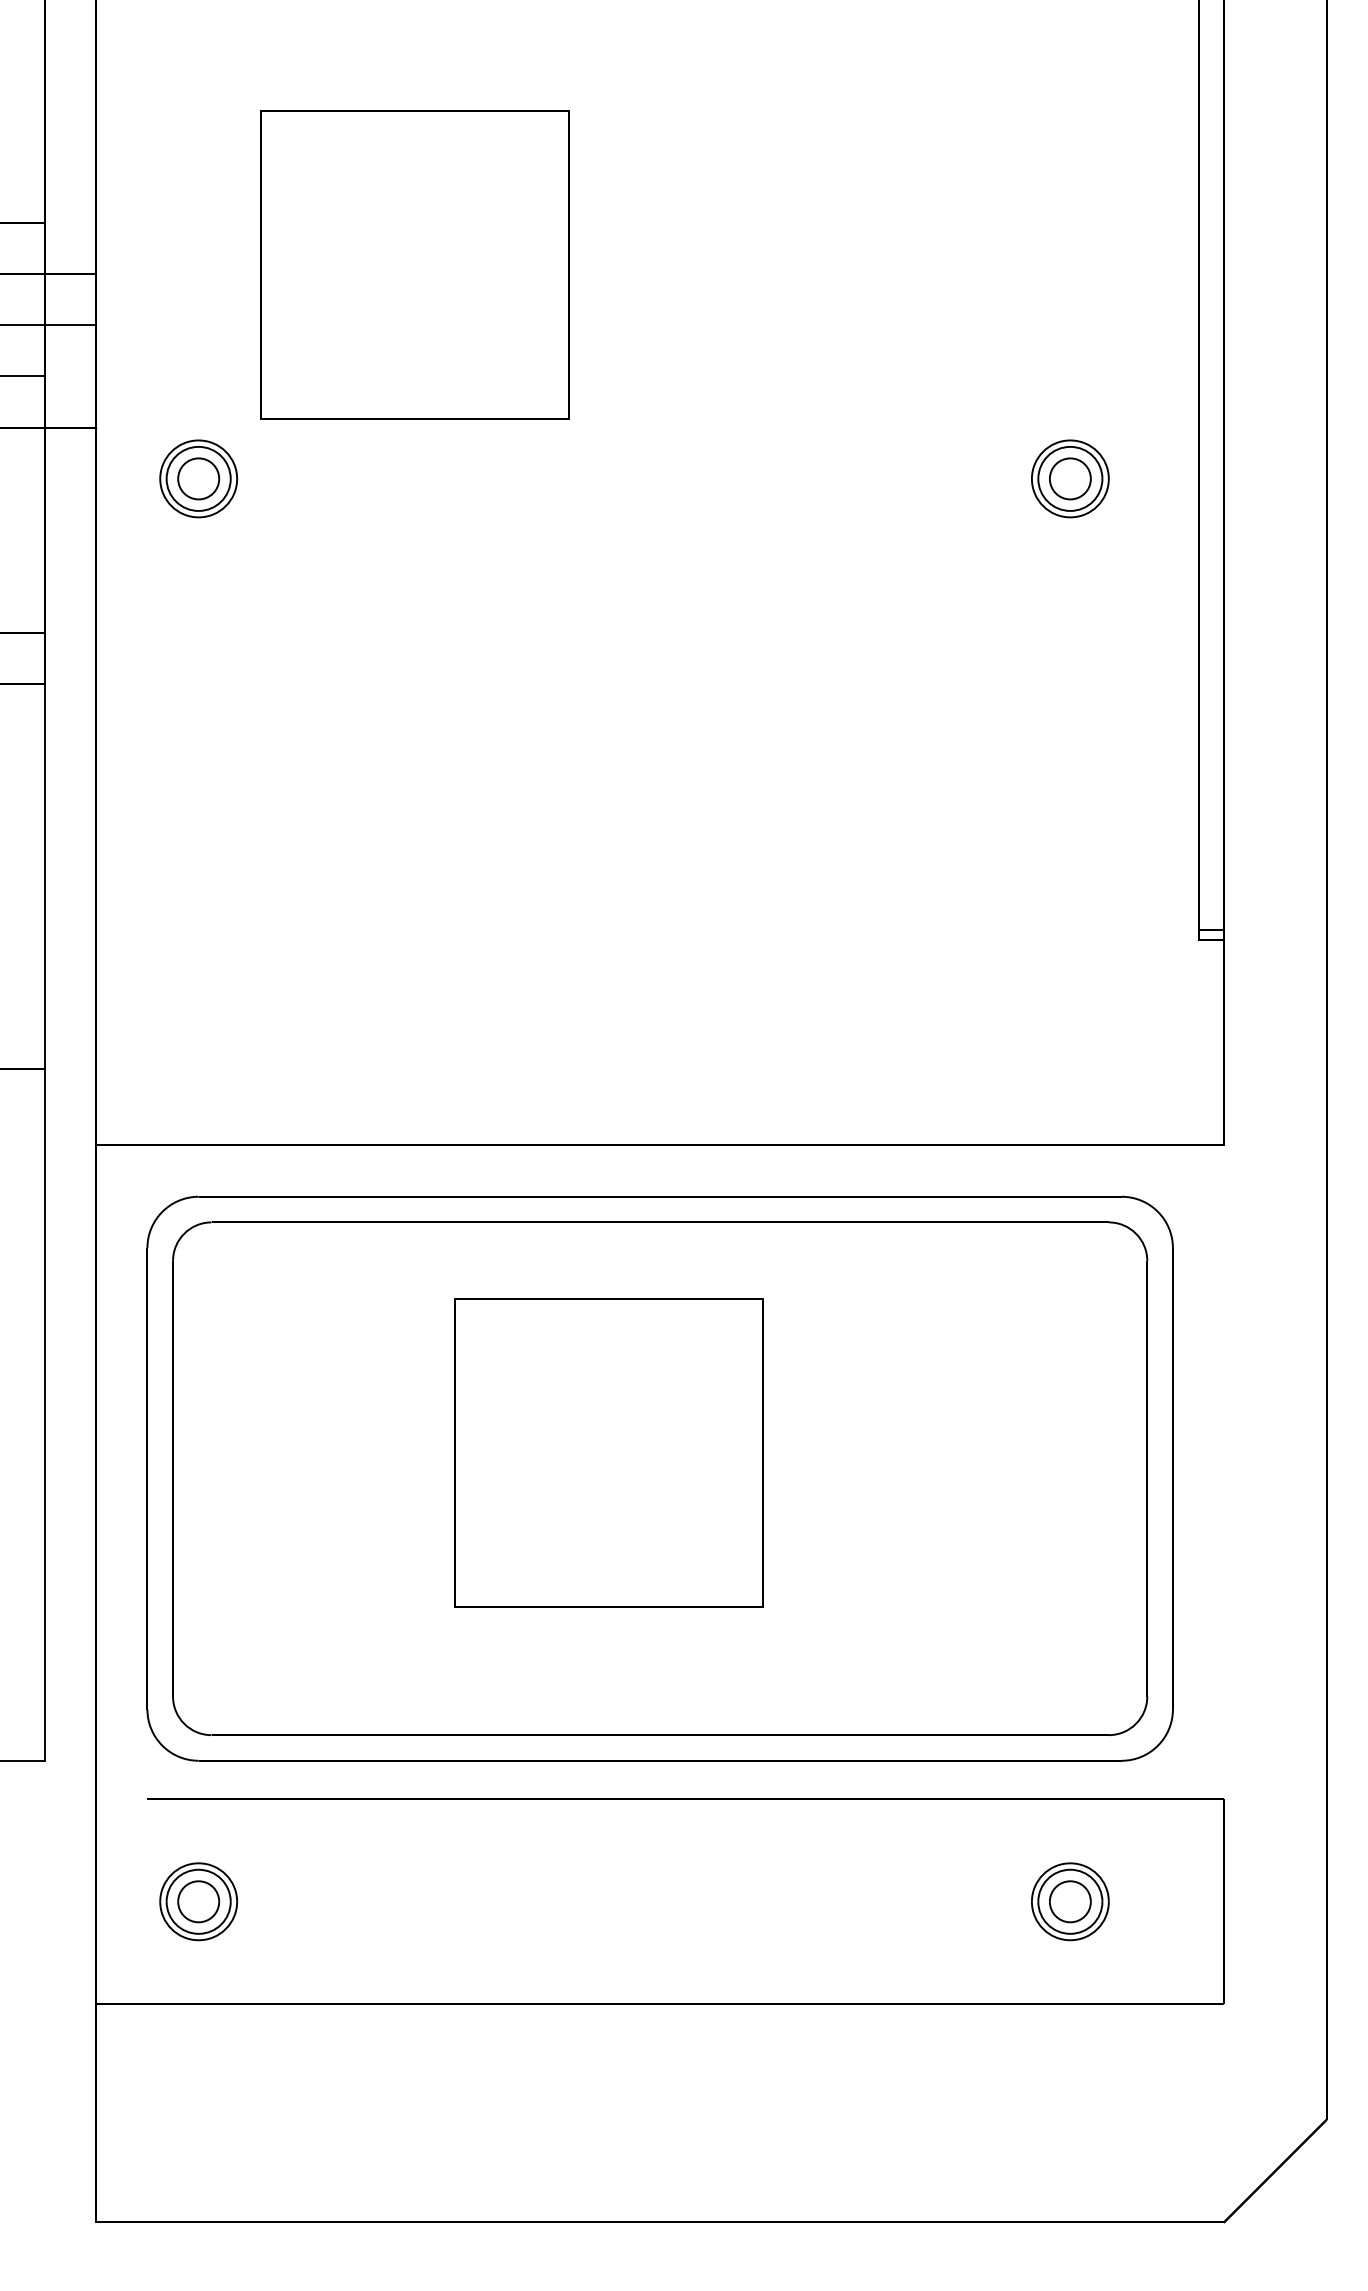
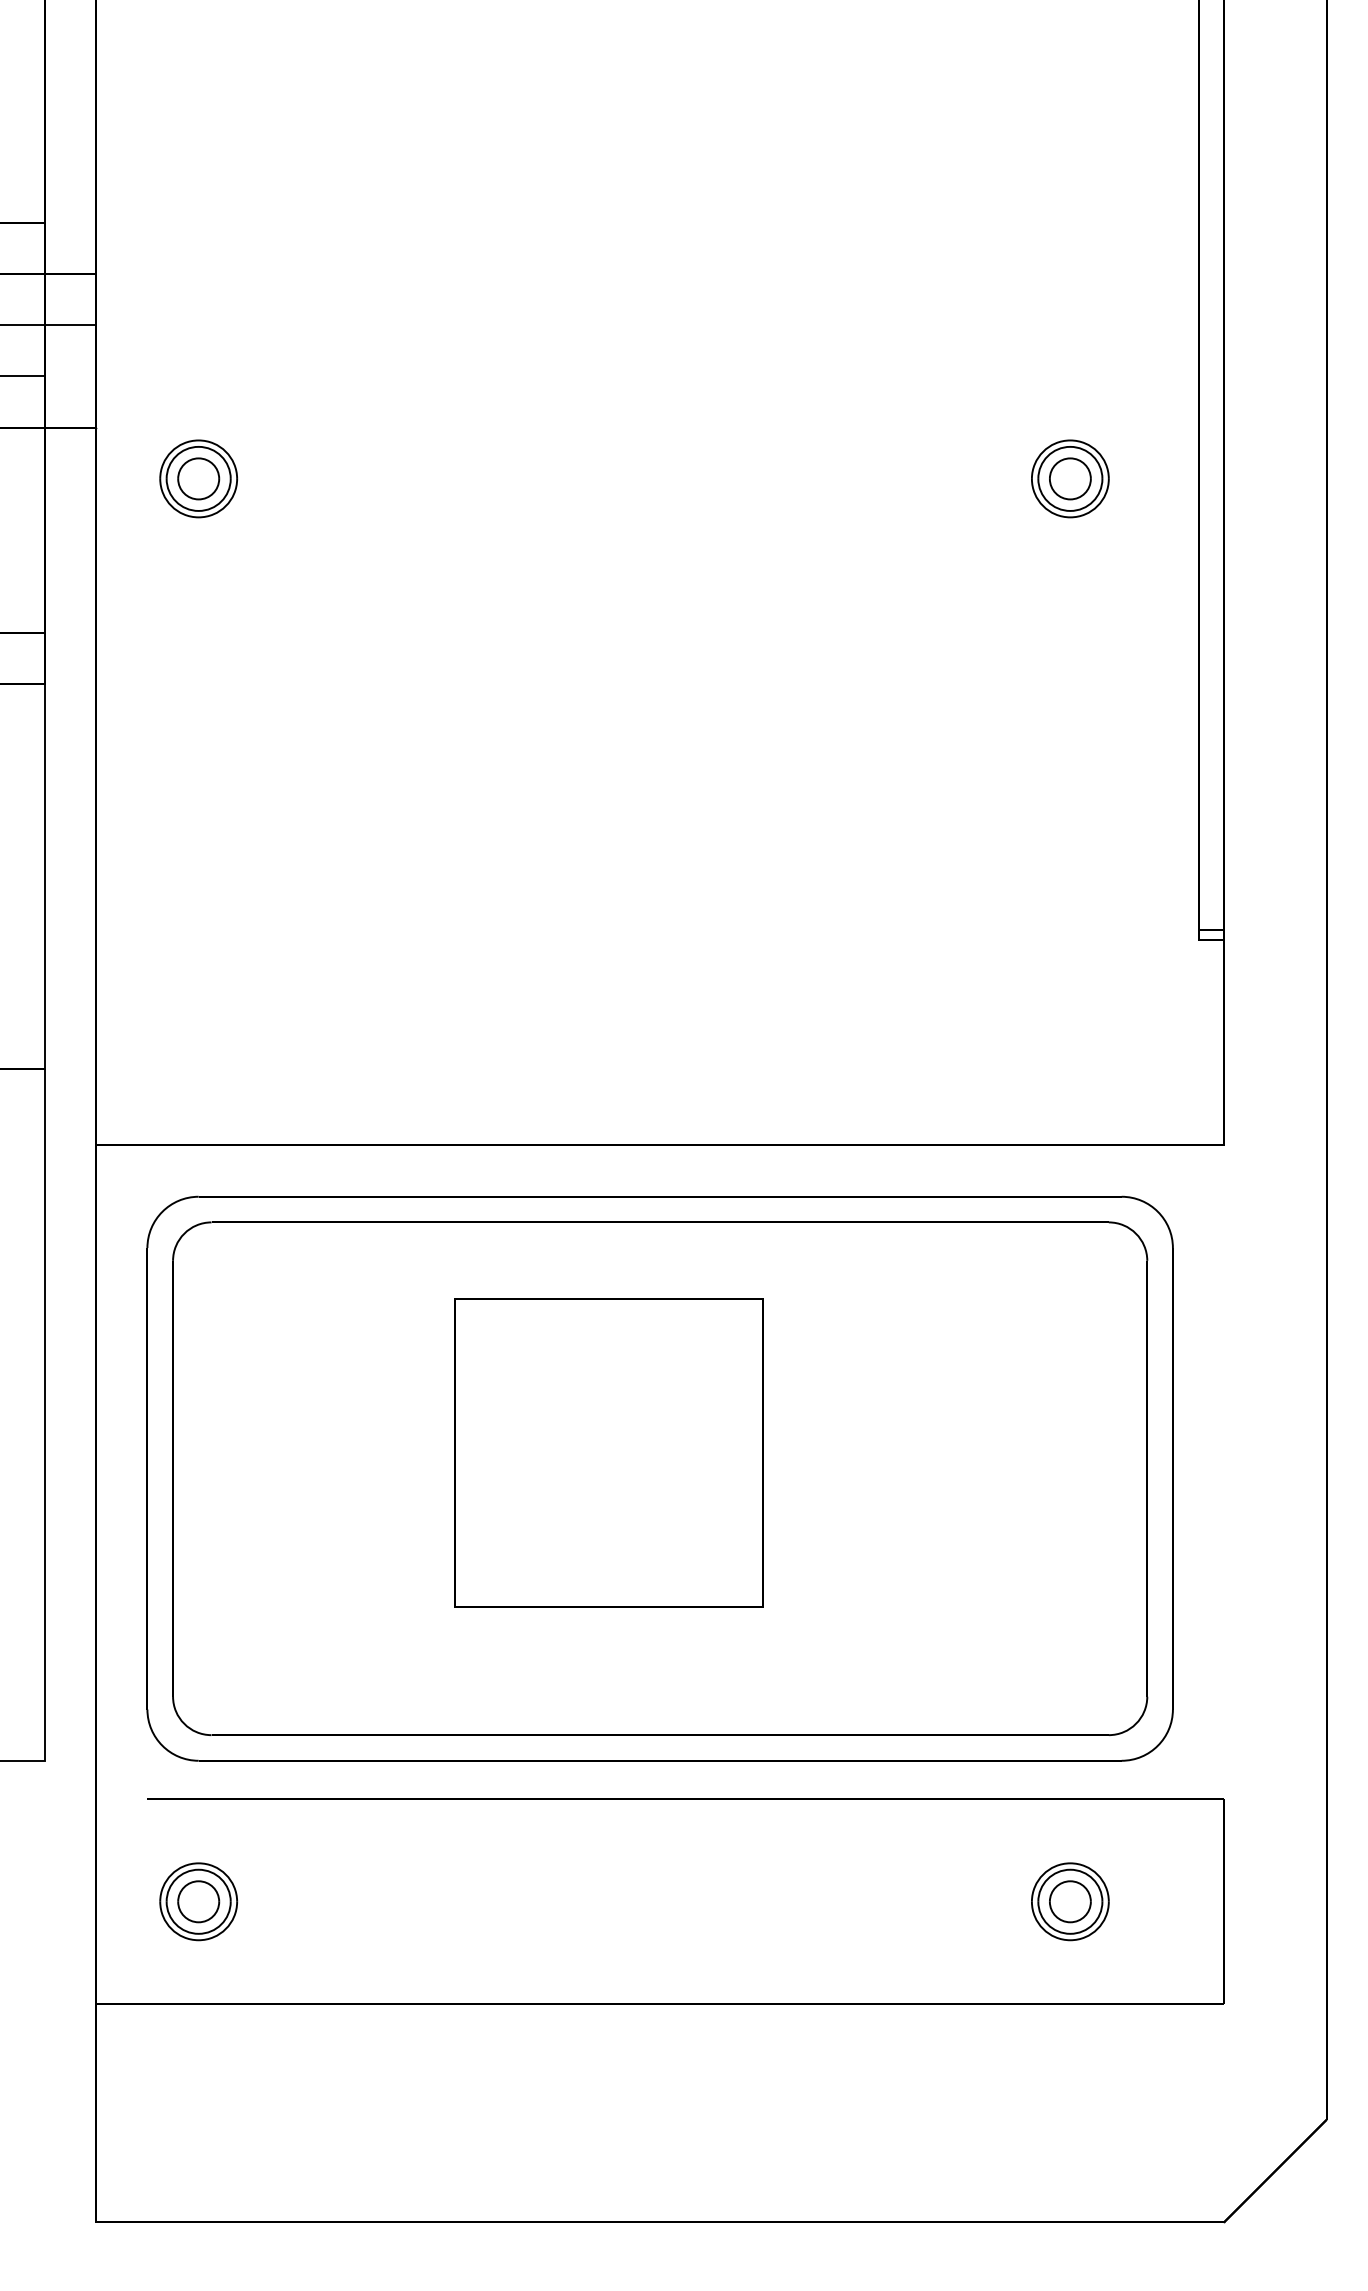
part: present -> none (414, 264)
